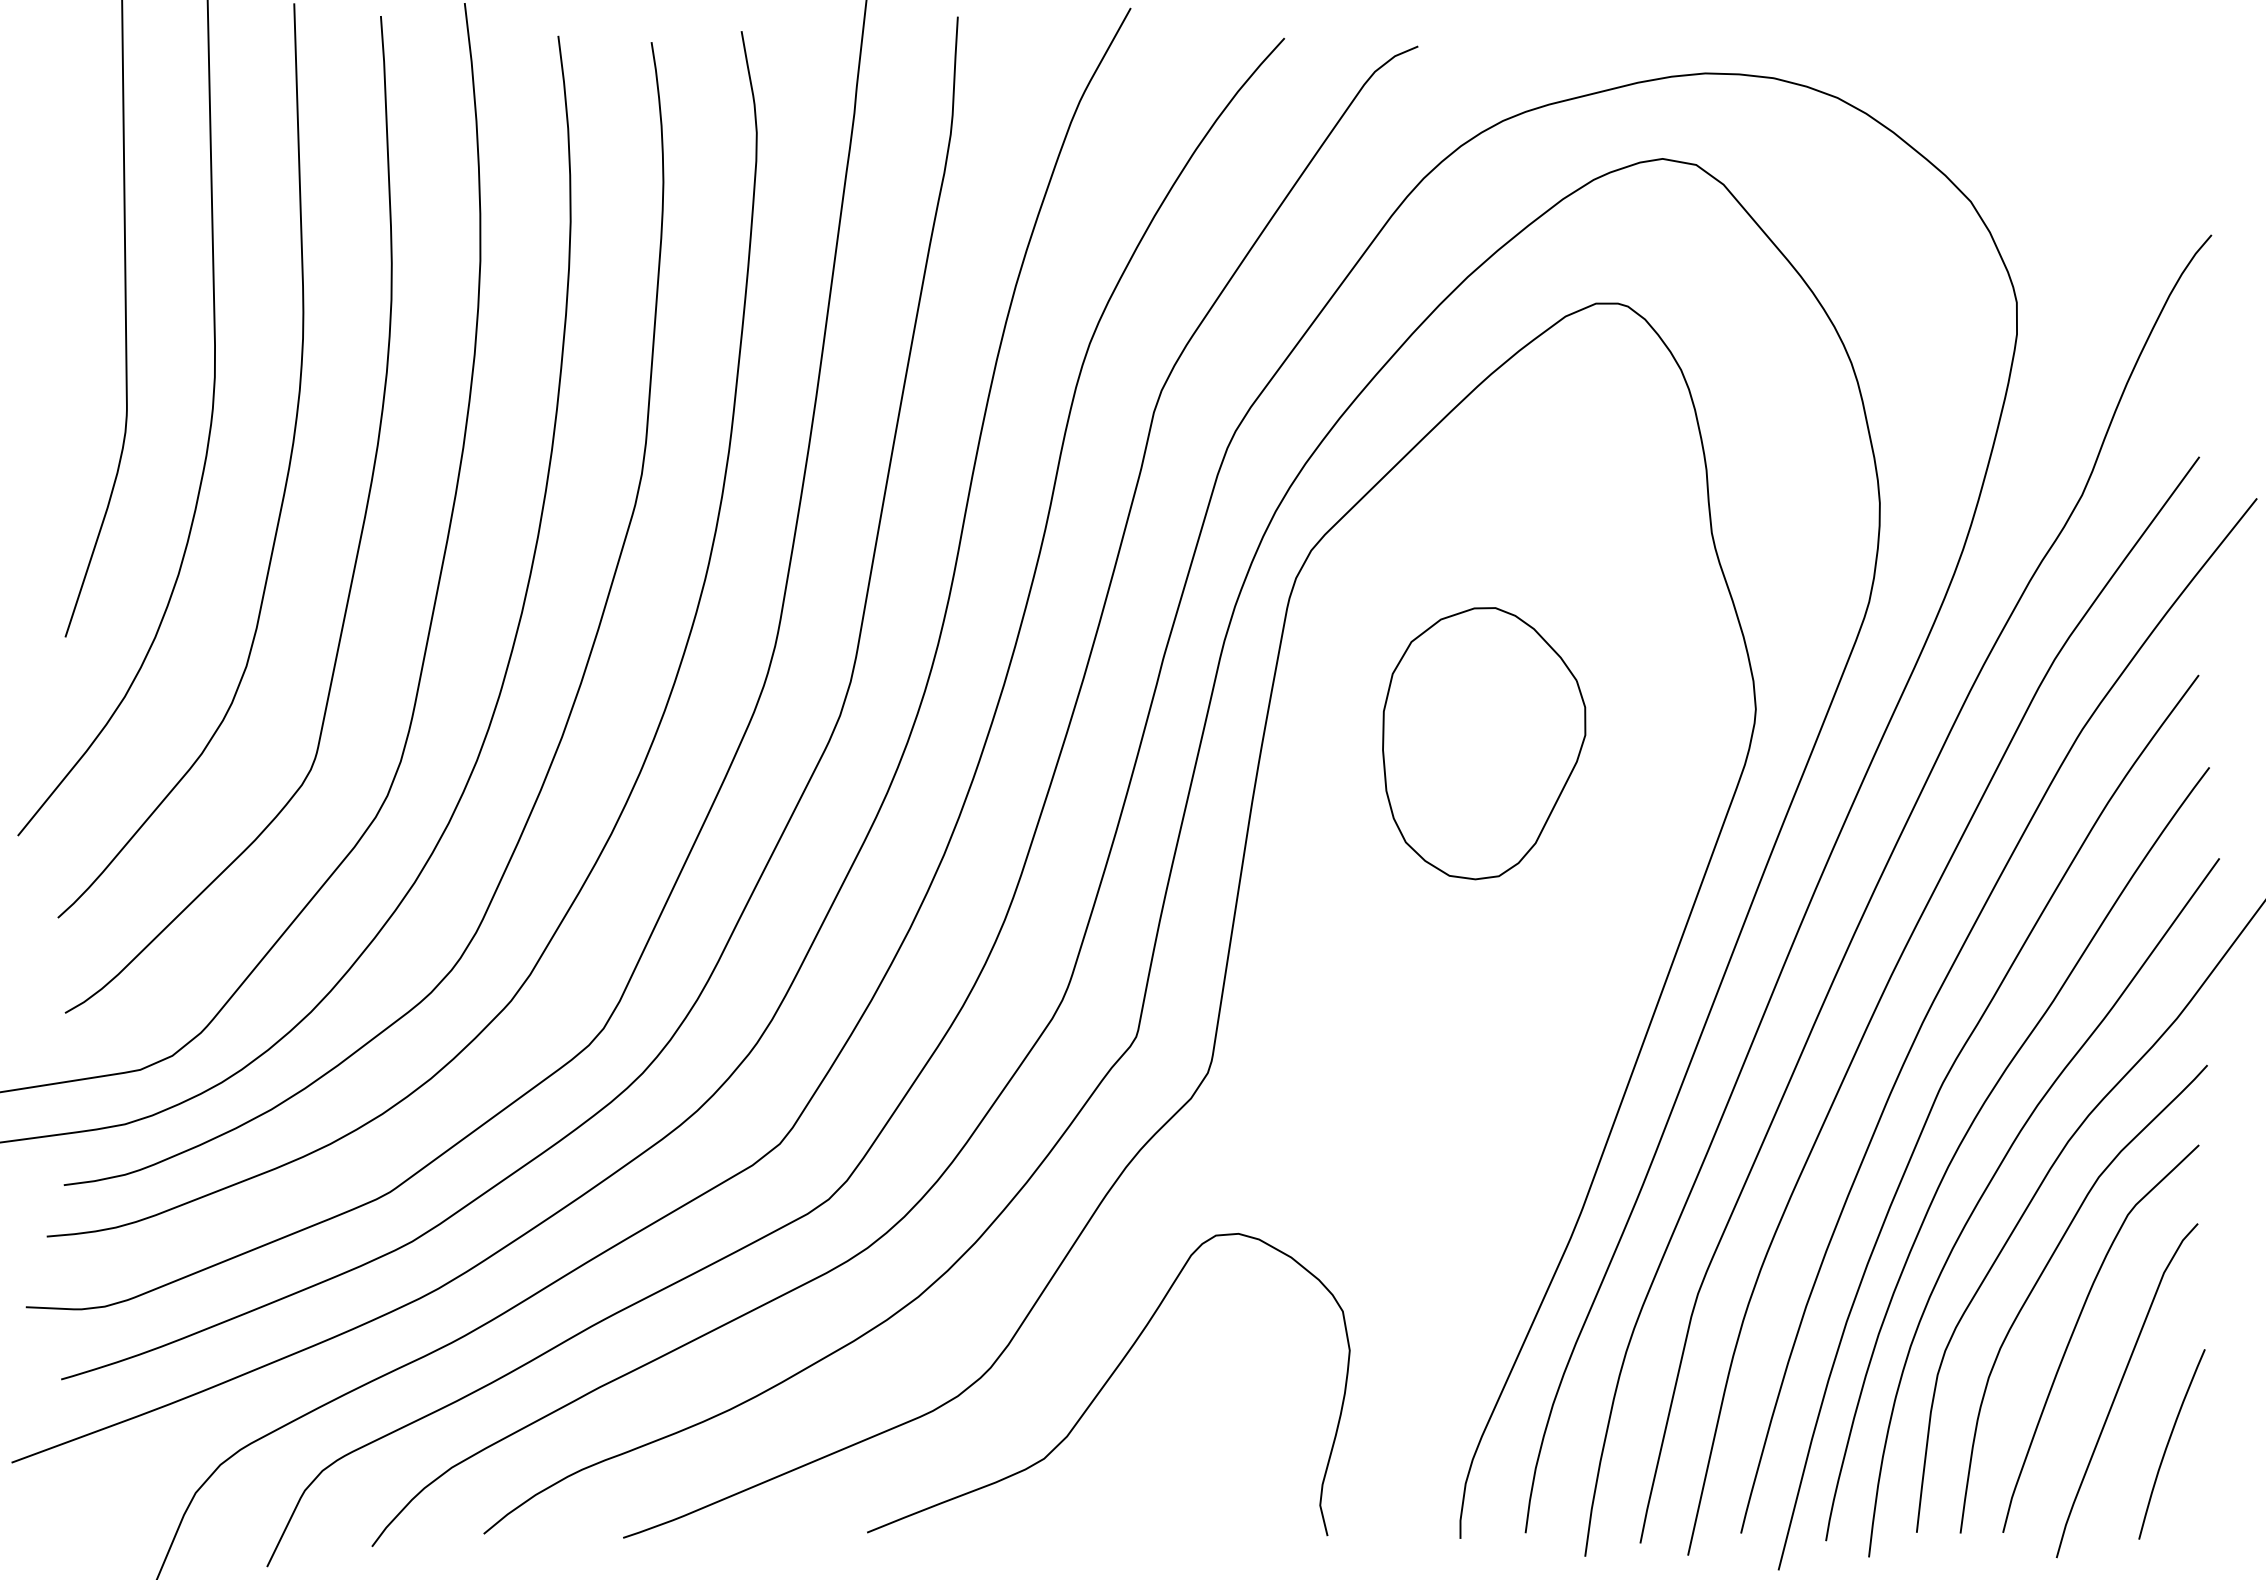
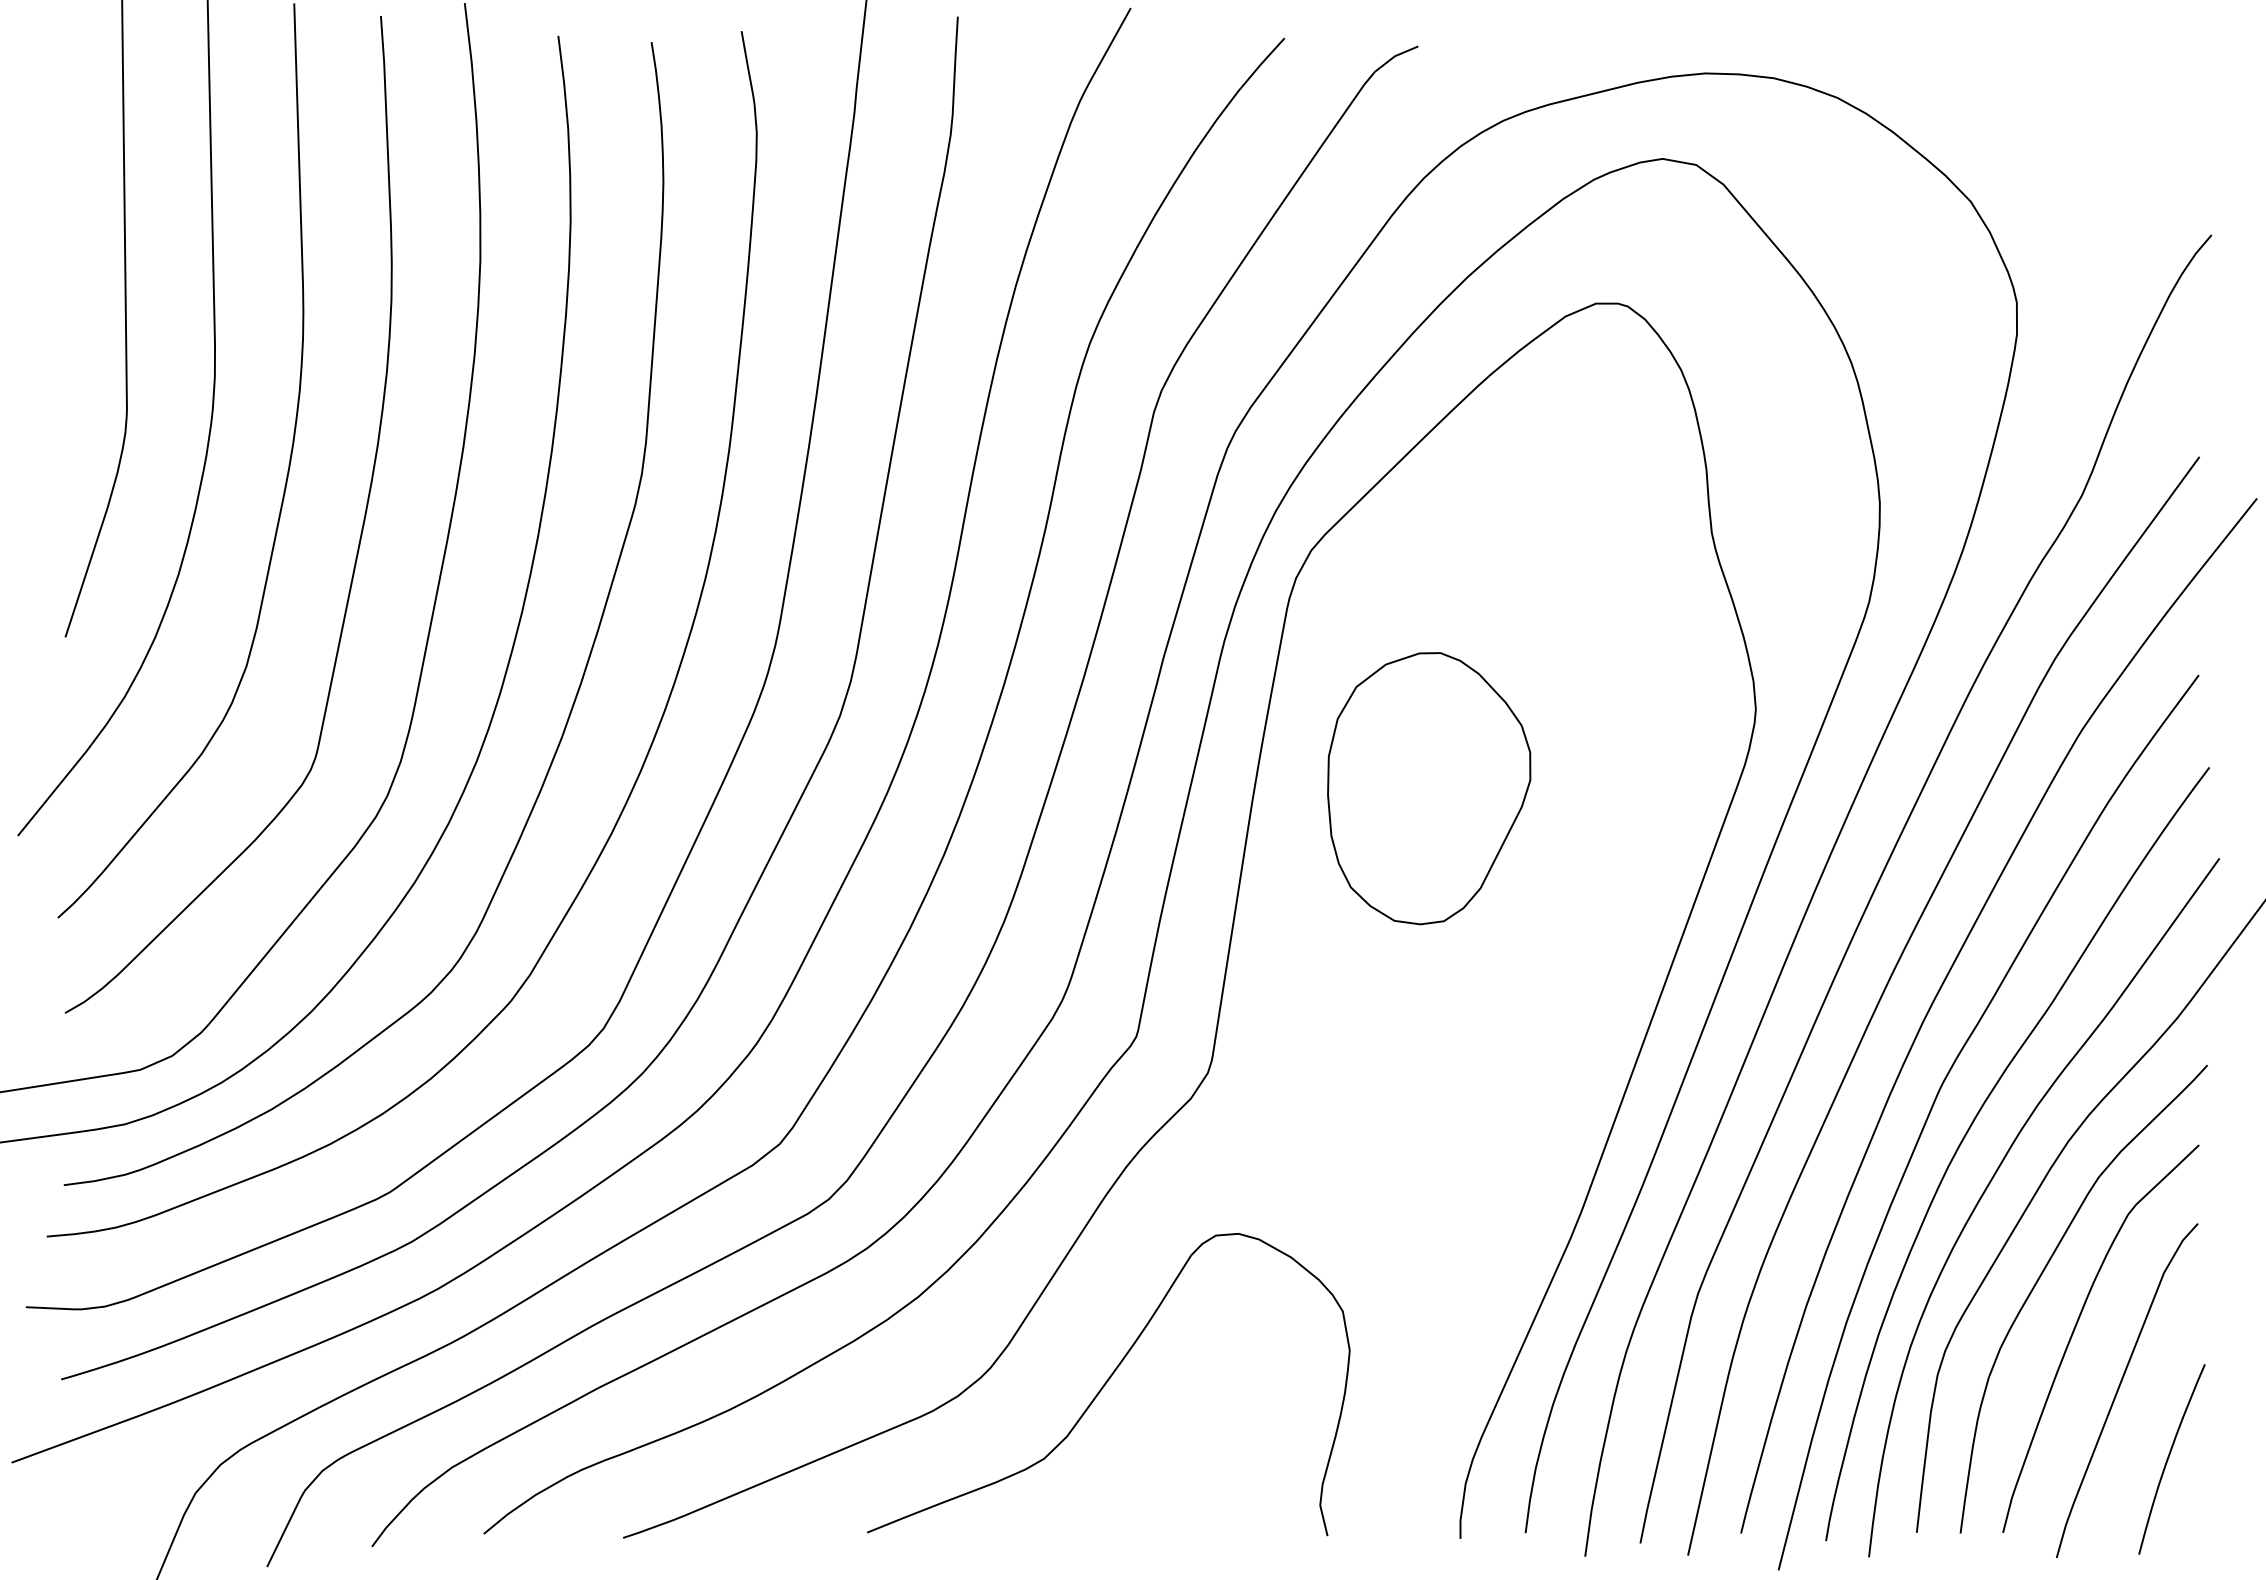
part position: (1484, 743) -> (1429, 788) (1429, 788)
curve position: (2169, 1442) -> (2169, 1457) (2169, 1457)
